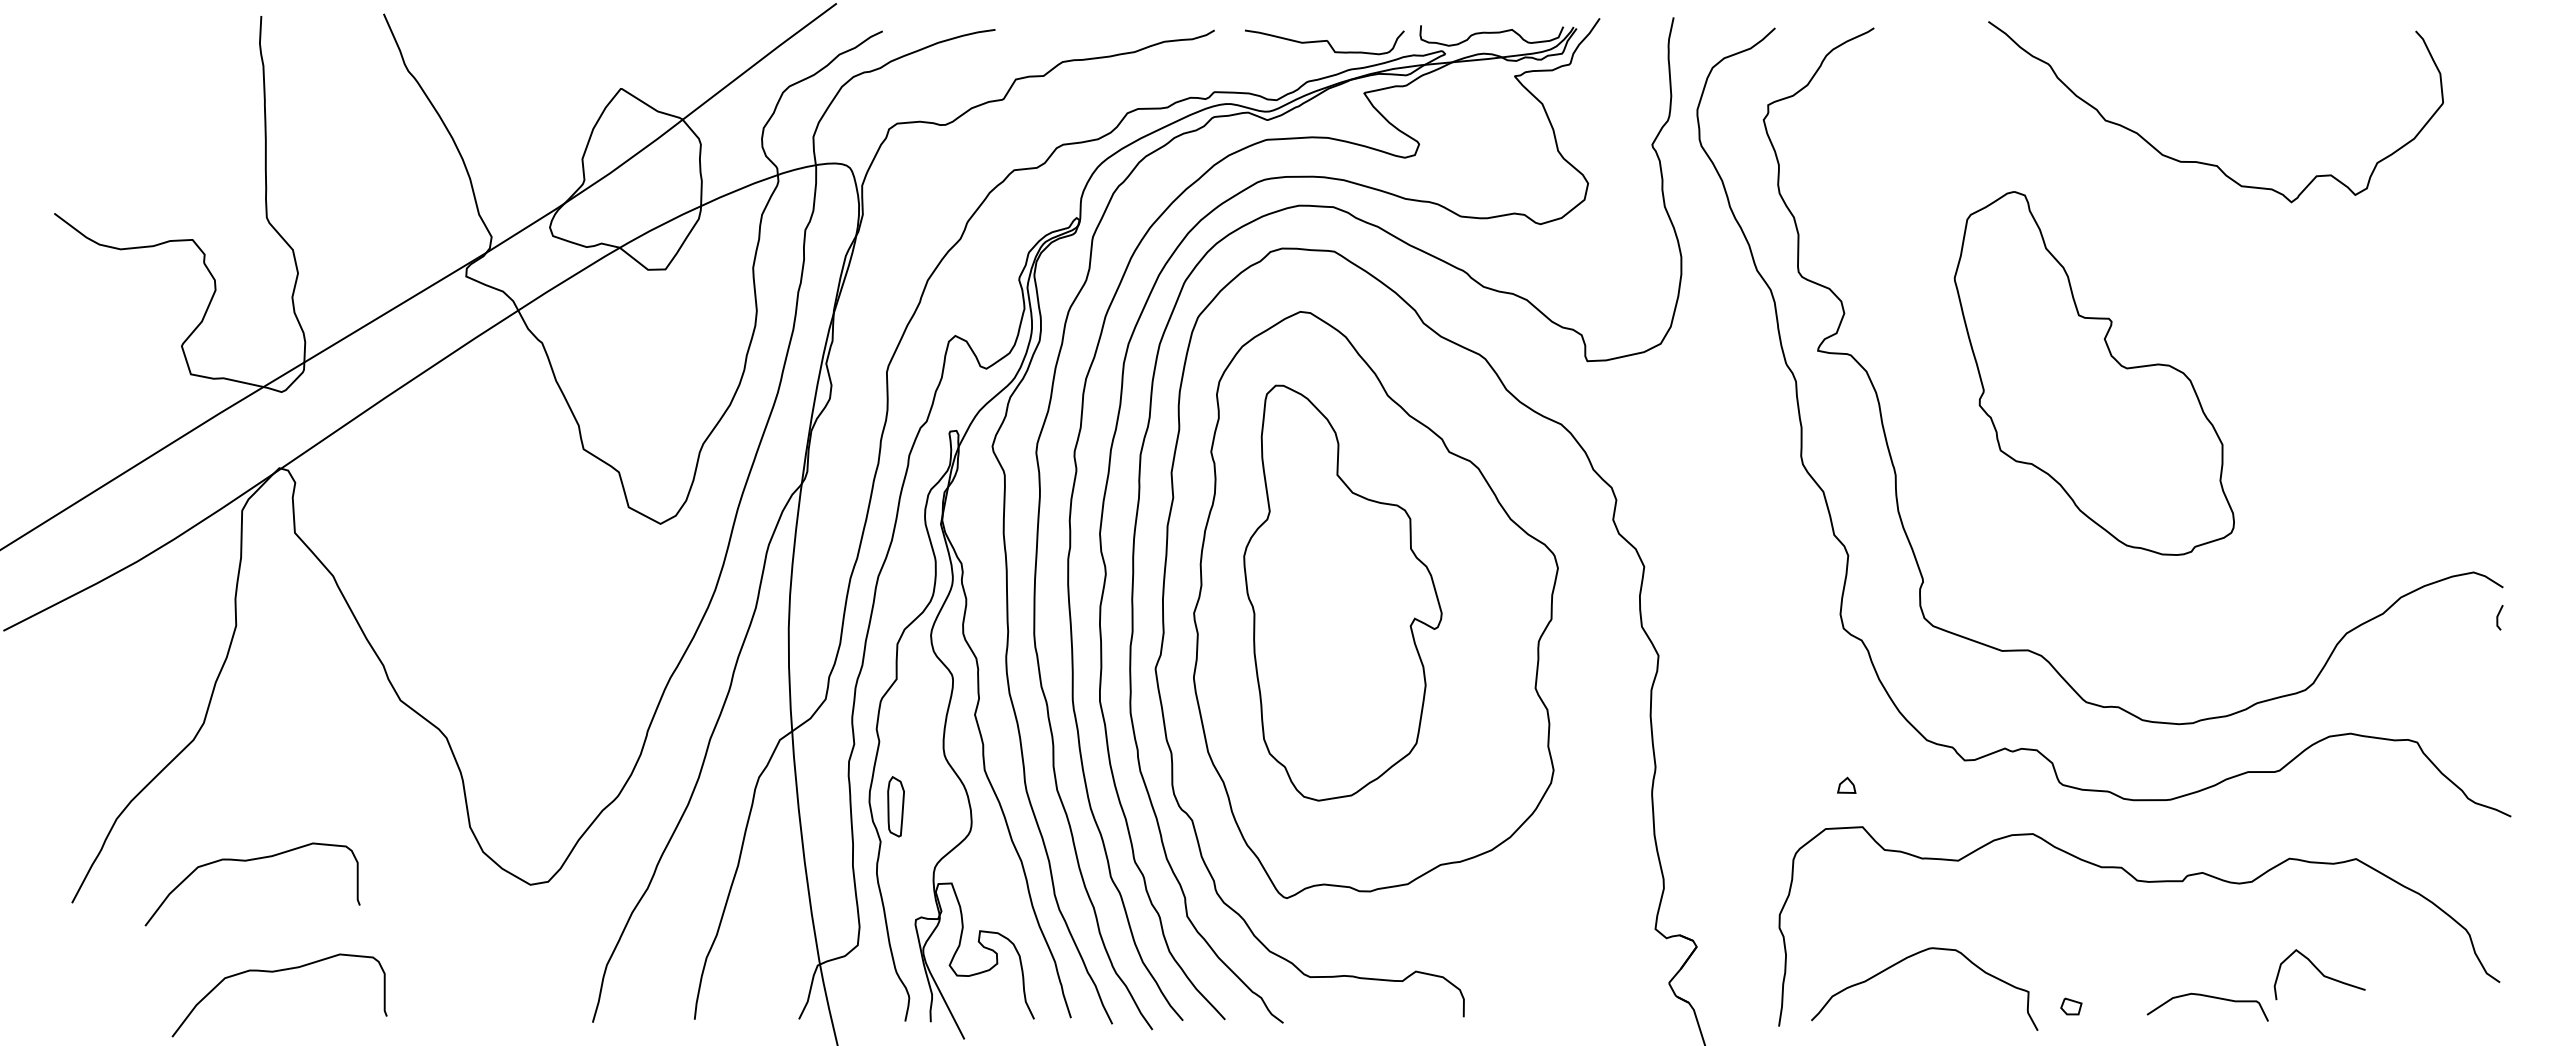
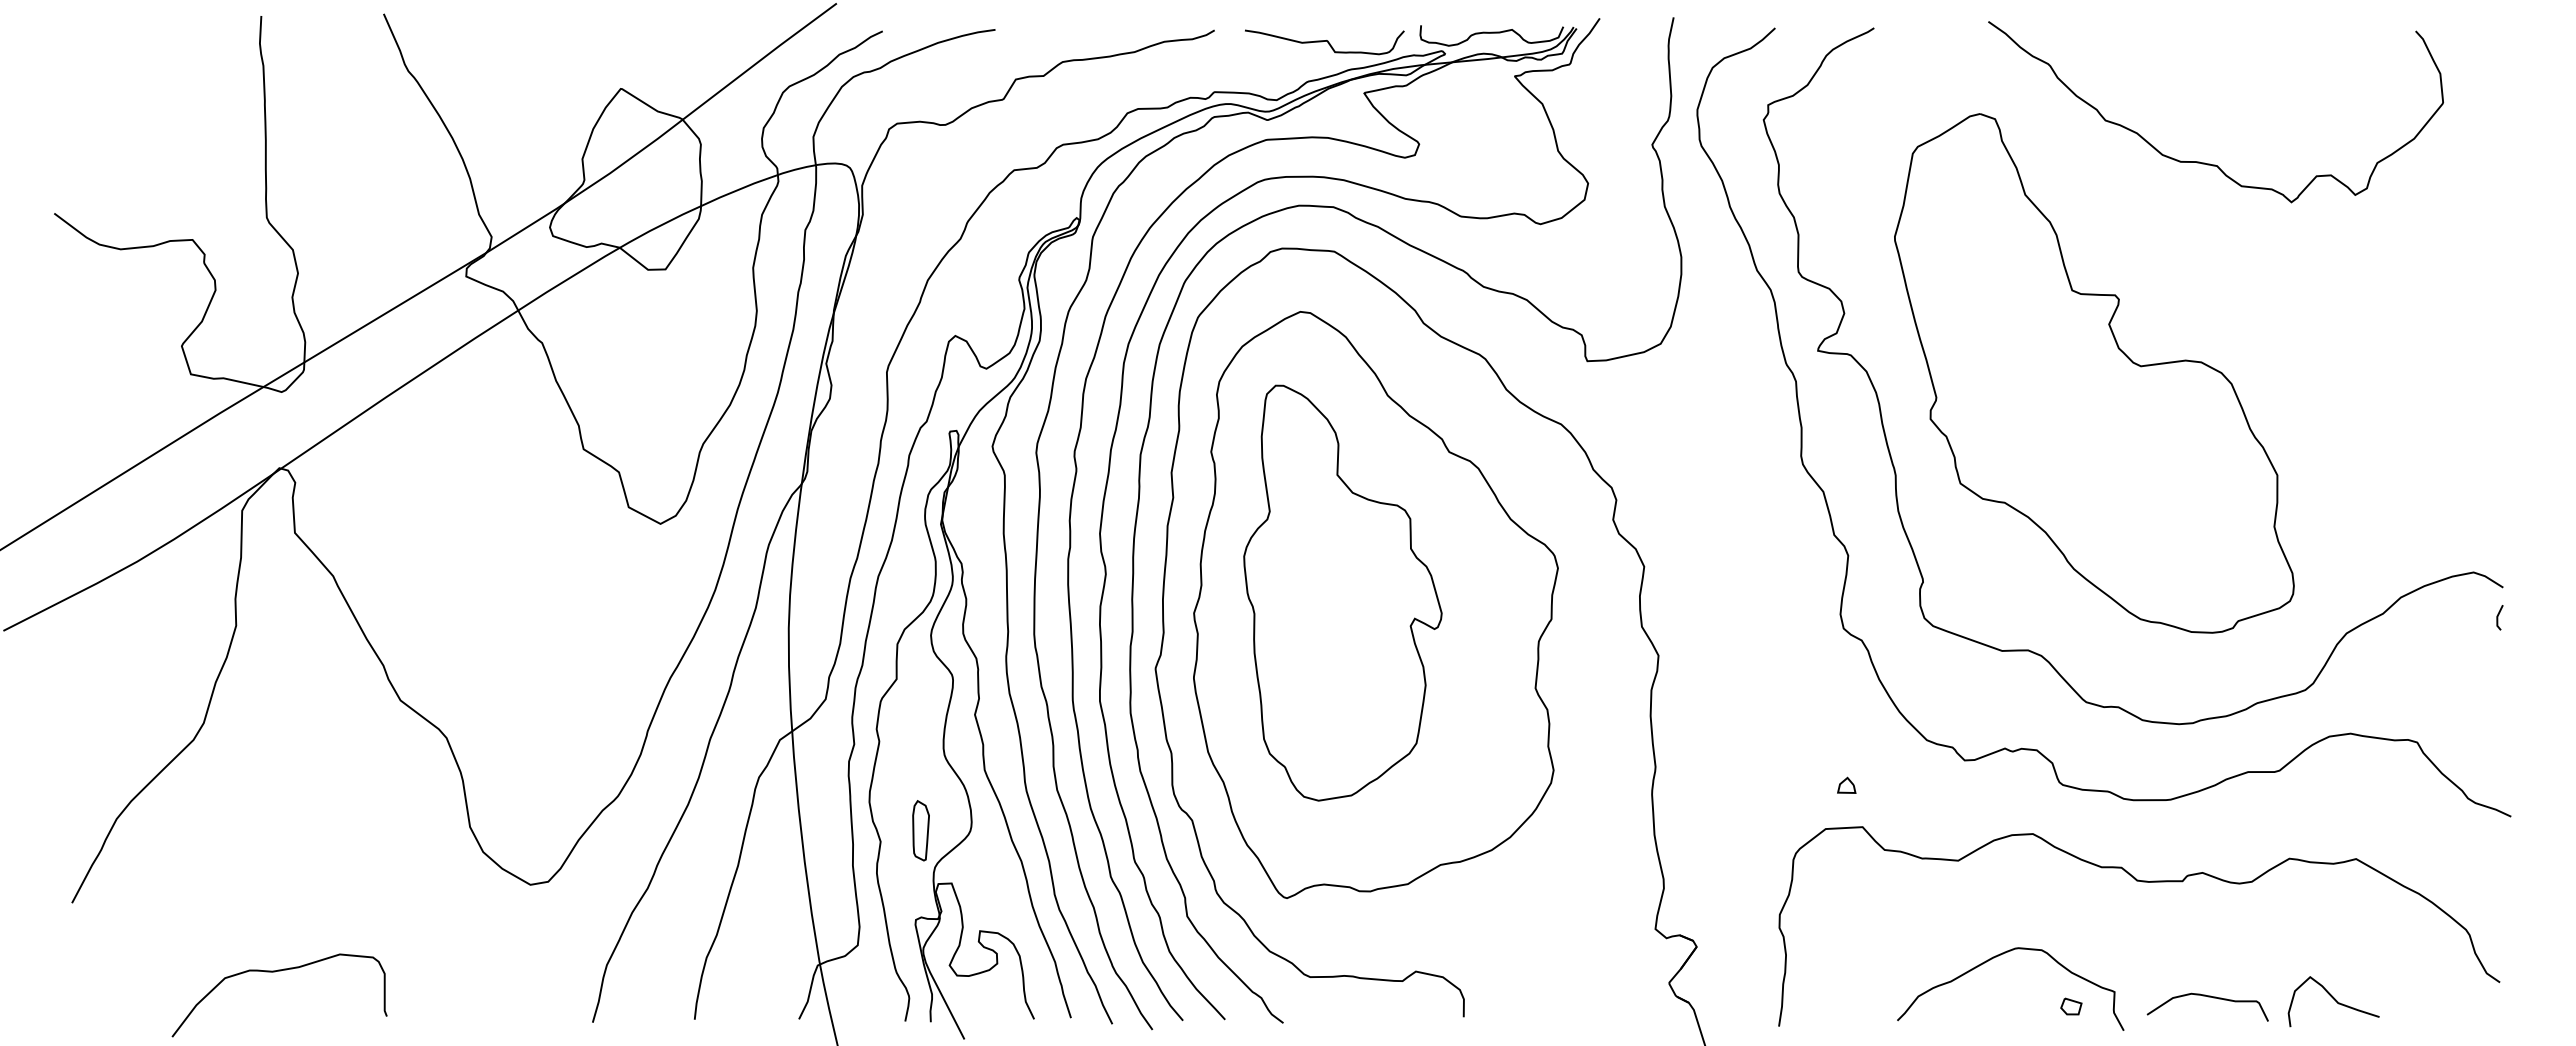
part size: 282x365 px -> 401x521 px (2094, 373)
part position: (895, 806) -> (920, 830) (920, 830)
curve: present -> none (248, 861)
curve position: (1908, 958) -> (1994, 958) (1994, 958)
curve position: (2320, 973) -> (2334, 1000) (2334, 1000)
